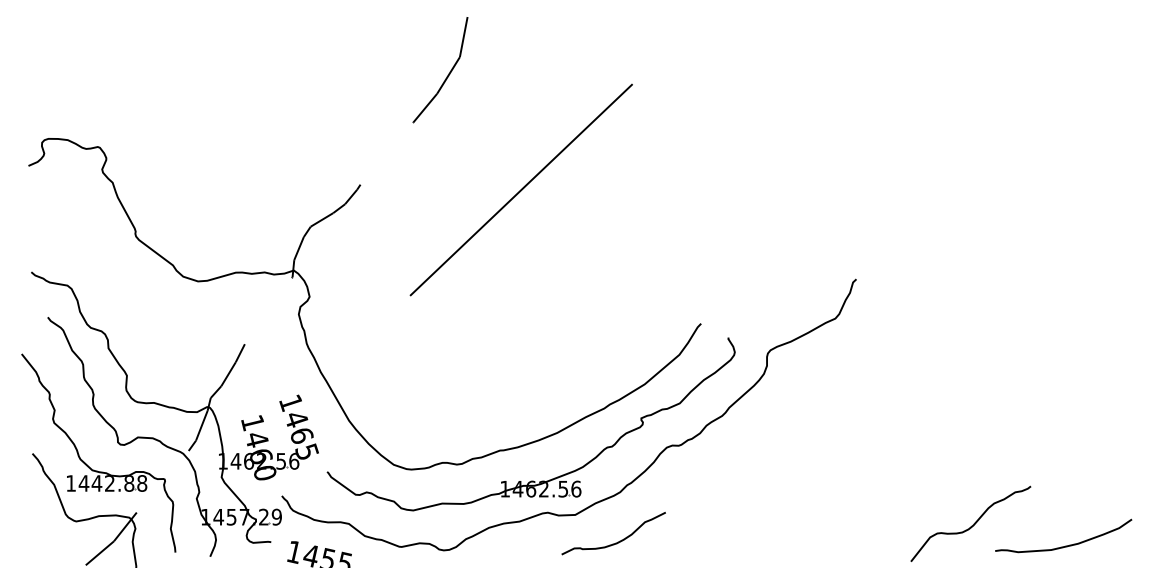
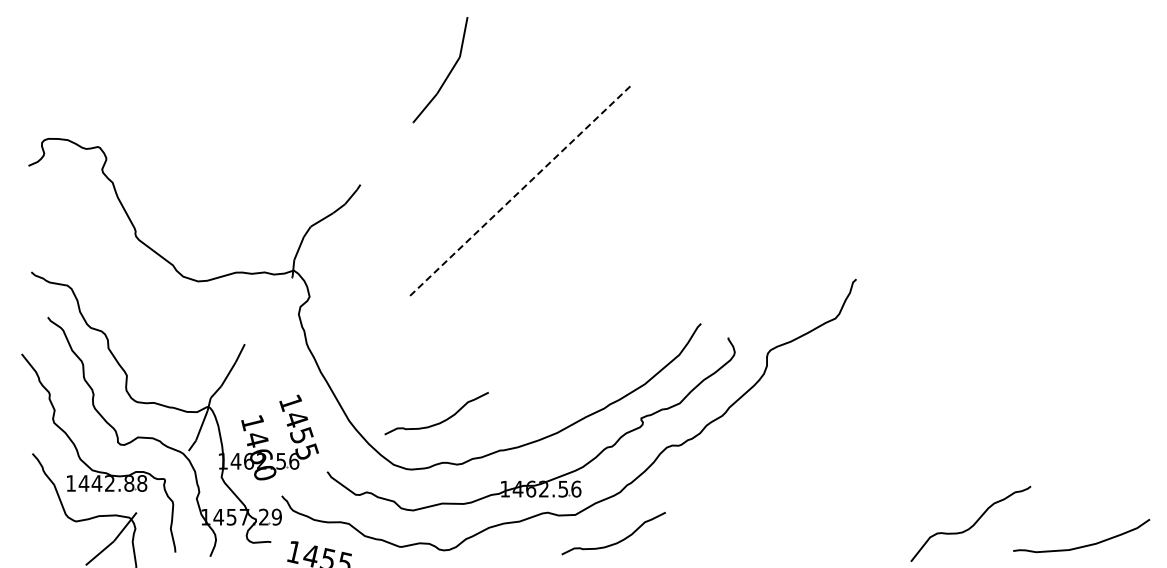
line: solid -> dashed (521, 190)
curve: none -> present (442, 420)
text: 1465 -> 1455 (301, 435)
curve position: (1065, 545) -> (1083, 545) (1083, 545)
